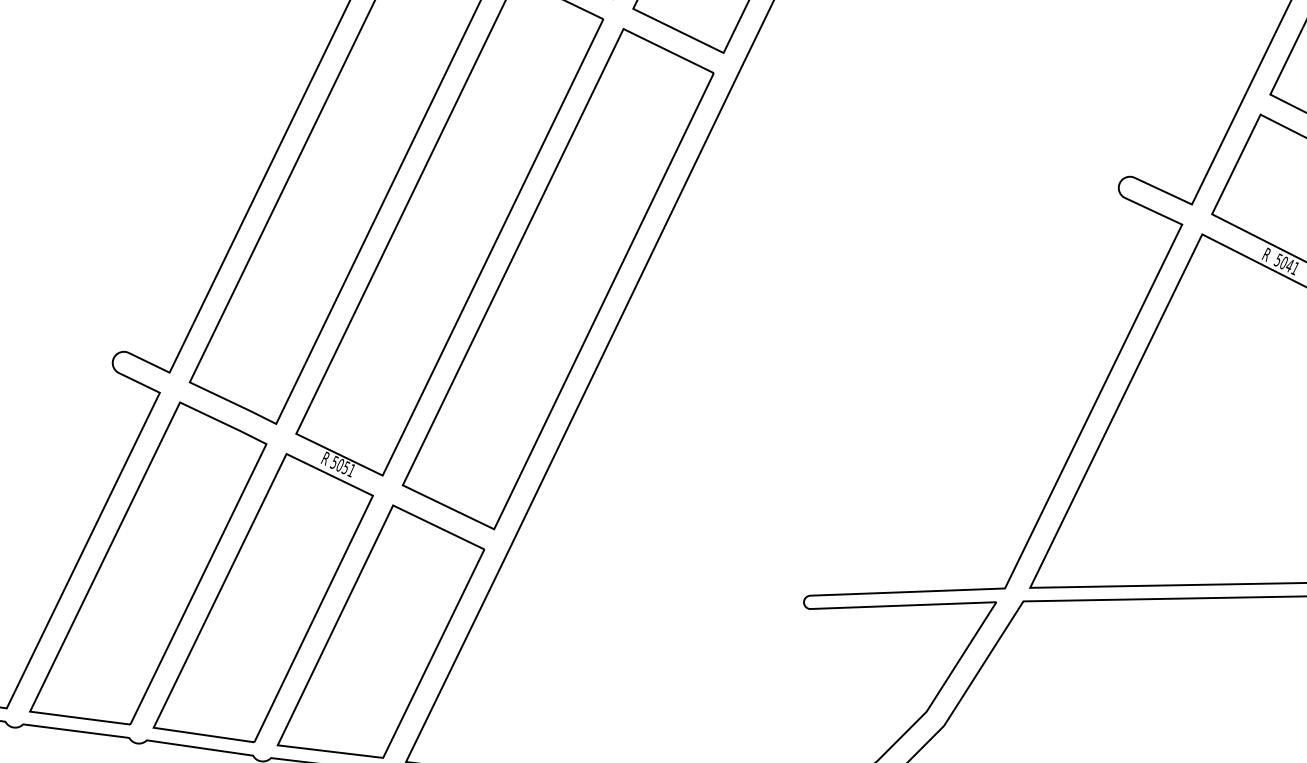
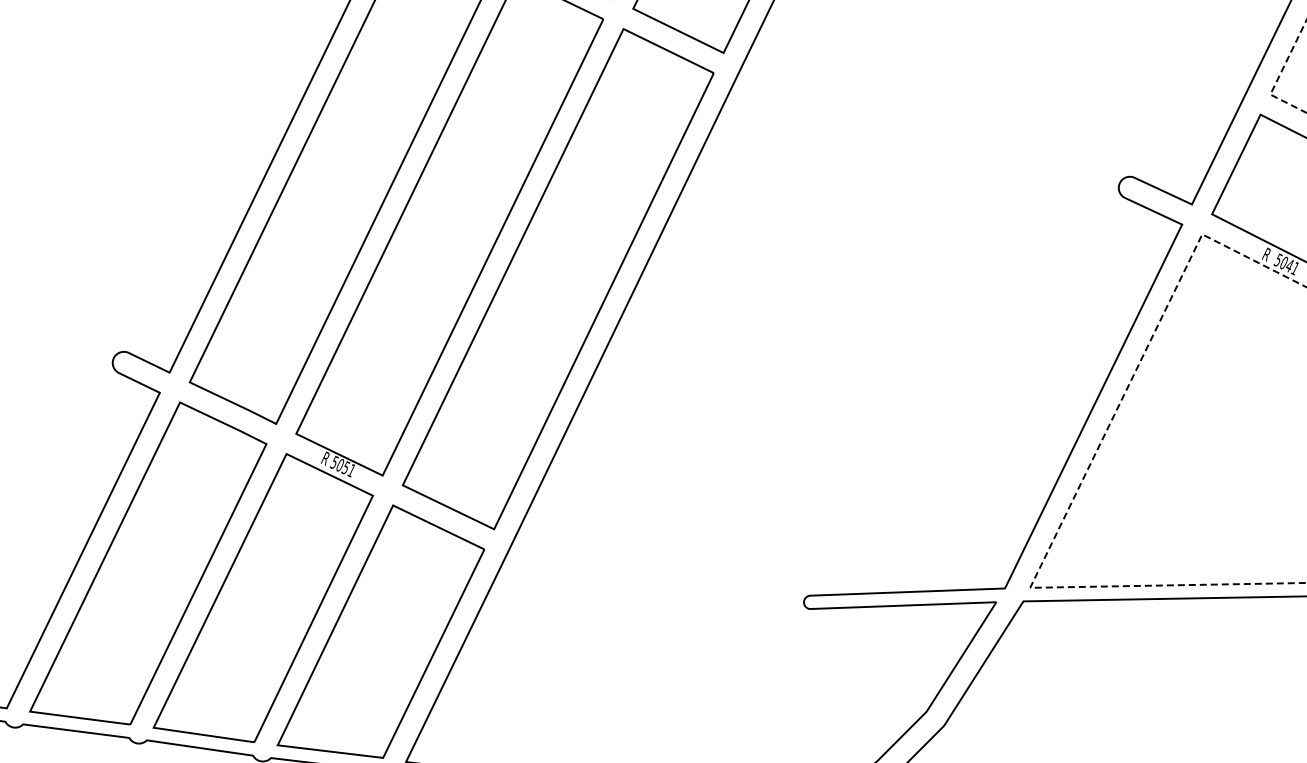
line: solid -> dashed (1279, 76)
line: solid -> dashed (1081, 482)
